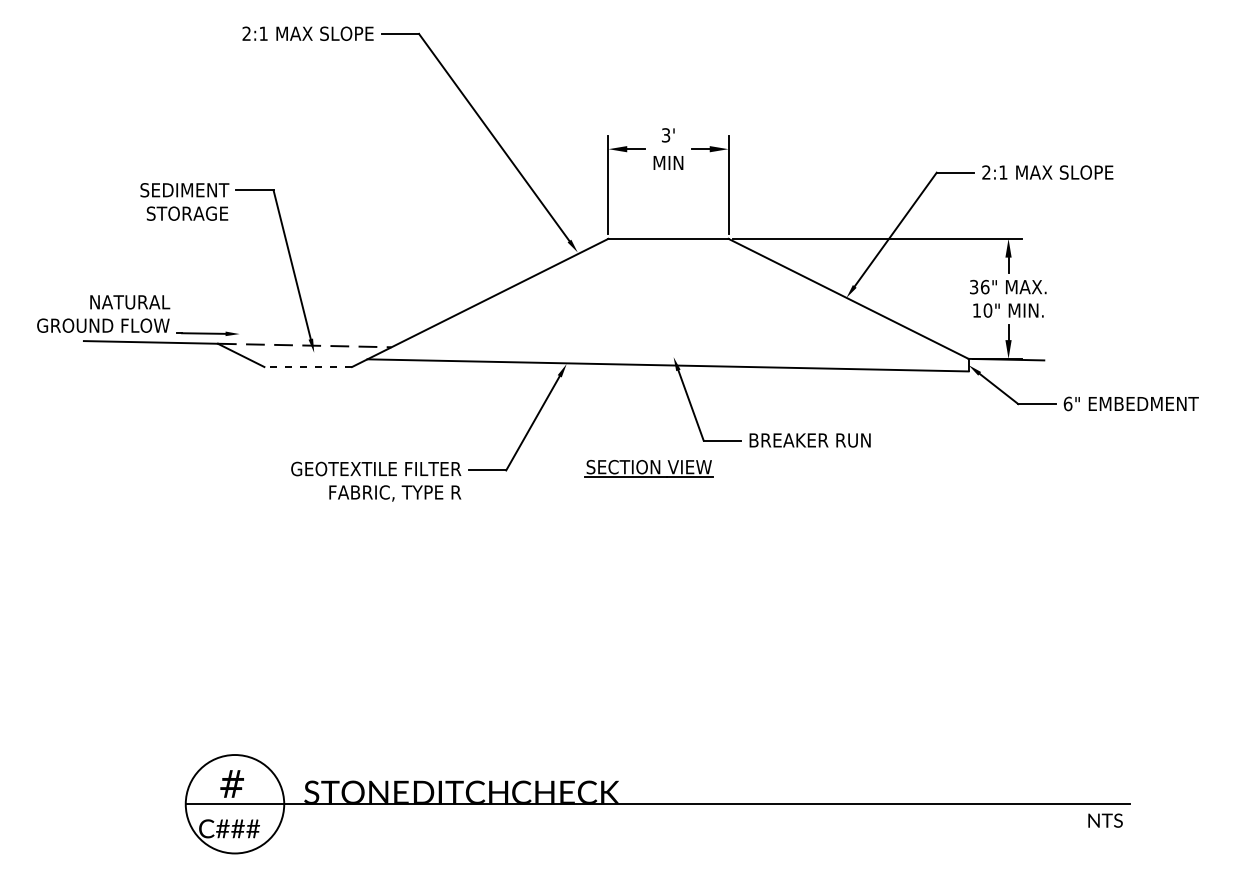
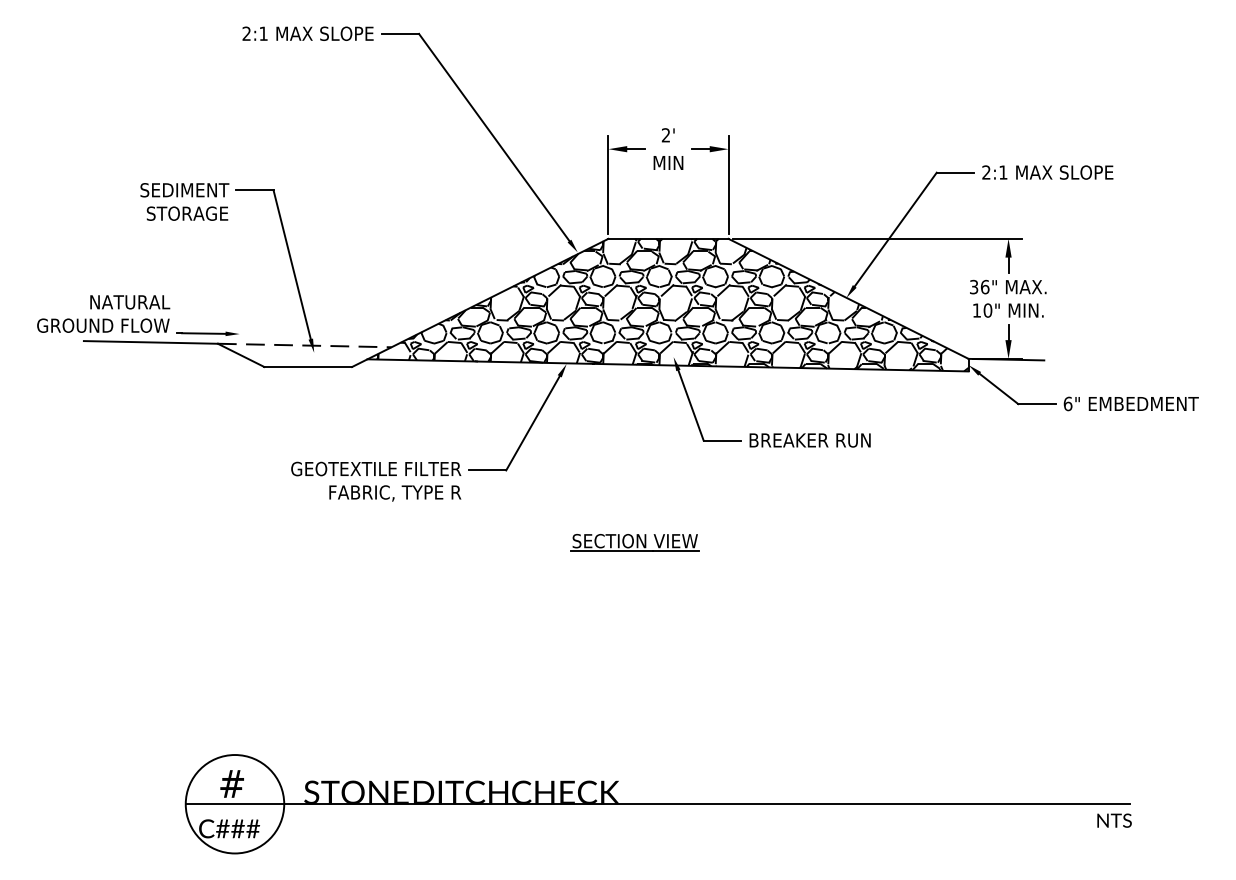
text: 3' -> 2' (666, 135)
hatch: none -> present (672, 304)
line: dashed -> solid (308, 367)
part position: (648, 468) -> (634, 542) (634, 542)
text position: (1105, 820) -> (1114, 820) (1114, 820)
